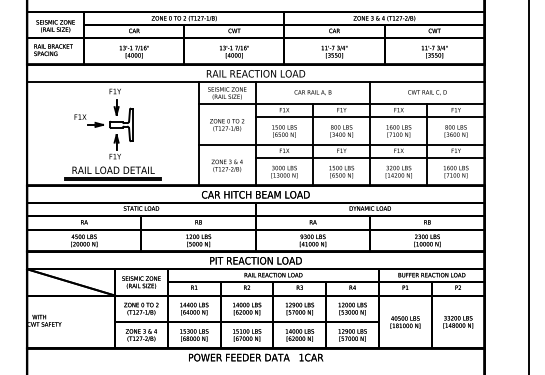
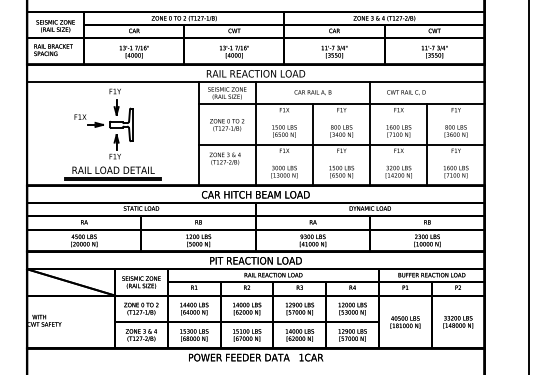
text position: (427, 92) -> (406, 92) (406, 92)
line: present -> none (369, 117)
line: present -> none (369, 158)
text position: (226, 165) -> (224, 158) (224, 158)
